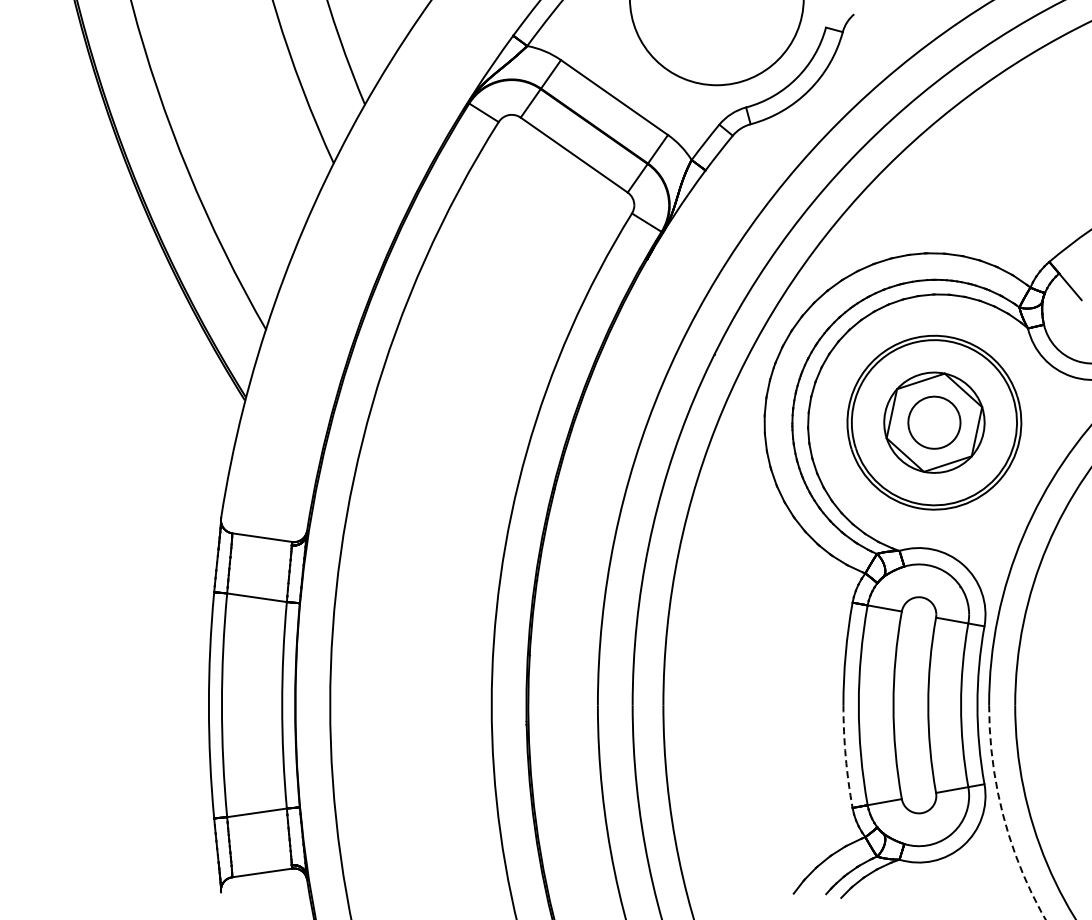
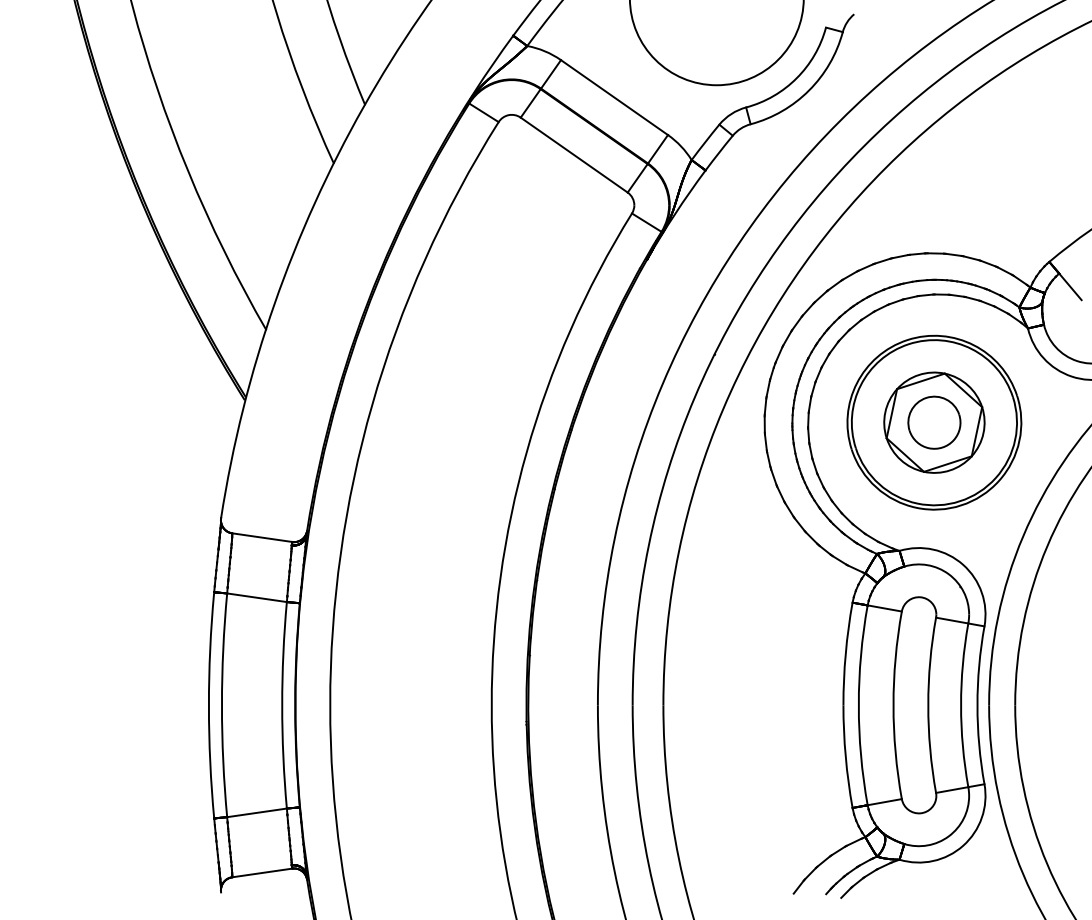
arc: dashed -> solid (845, 756)
arc: dashed -> solid (1002, 813)
